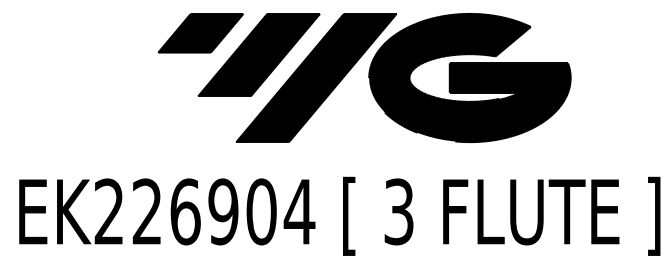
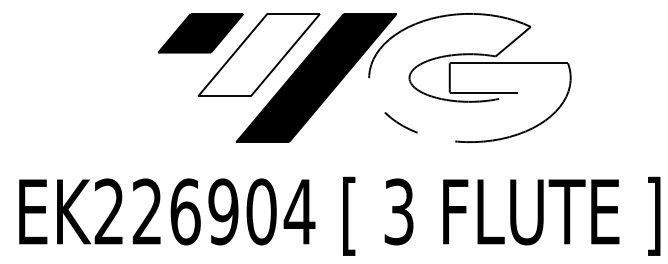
fill: present -> none (259, 54)
fill: present -> none (469, 77)
